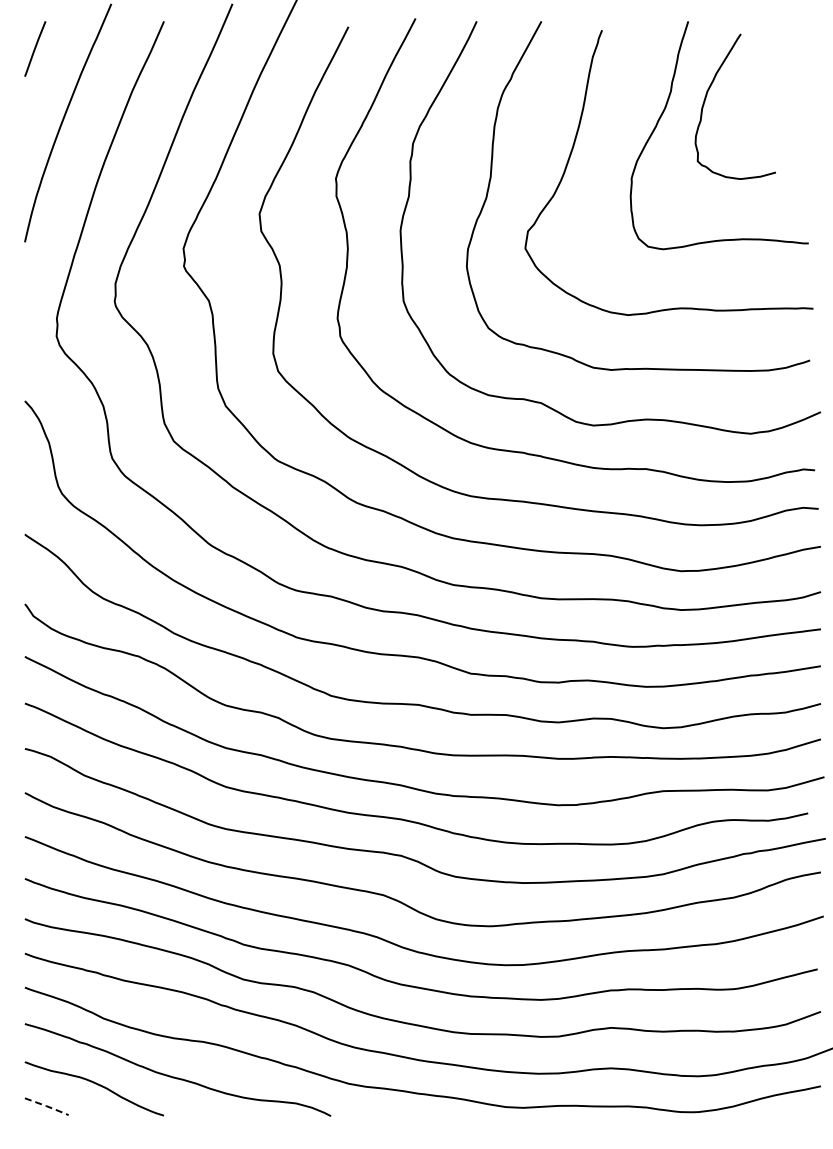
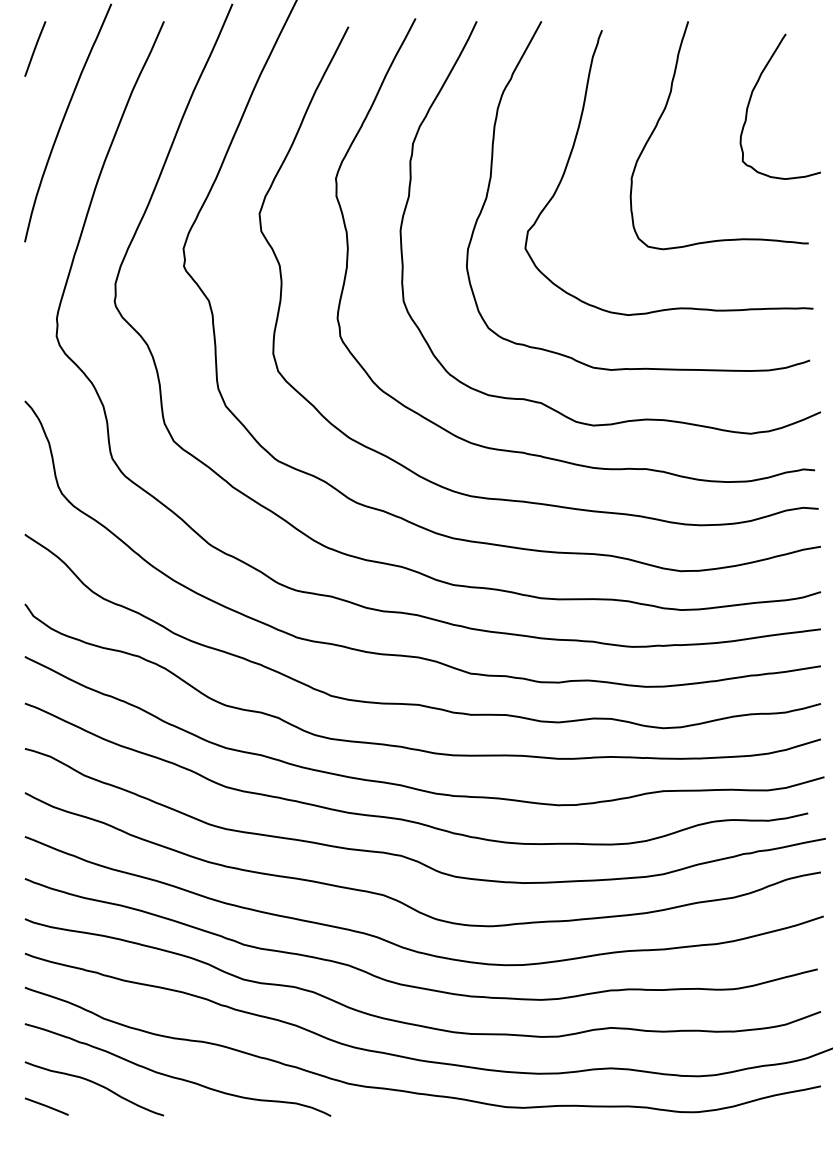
curve position: (706, 98) -> (751, 98) (751, 98)
line: dashed -> solid (47, 1106)
